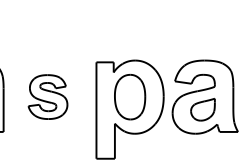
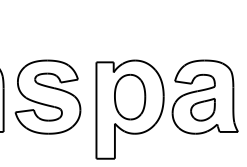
part size: 42x46 px -> 68x76 px (47, 96)
